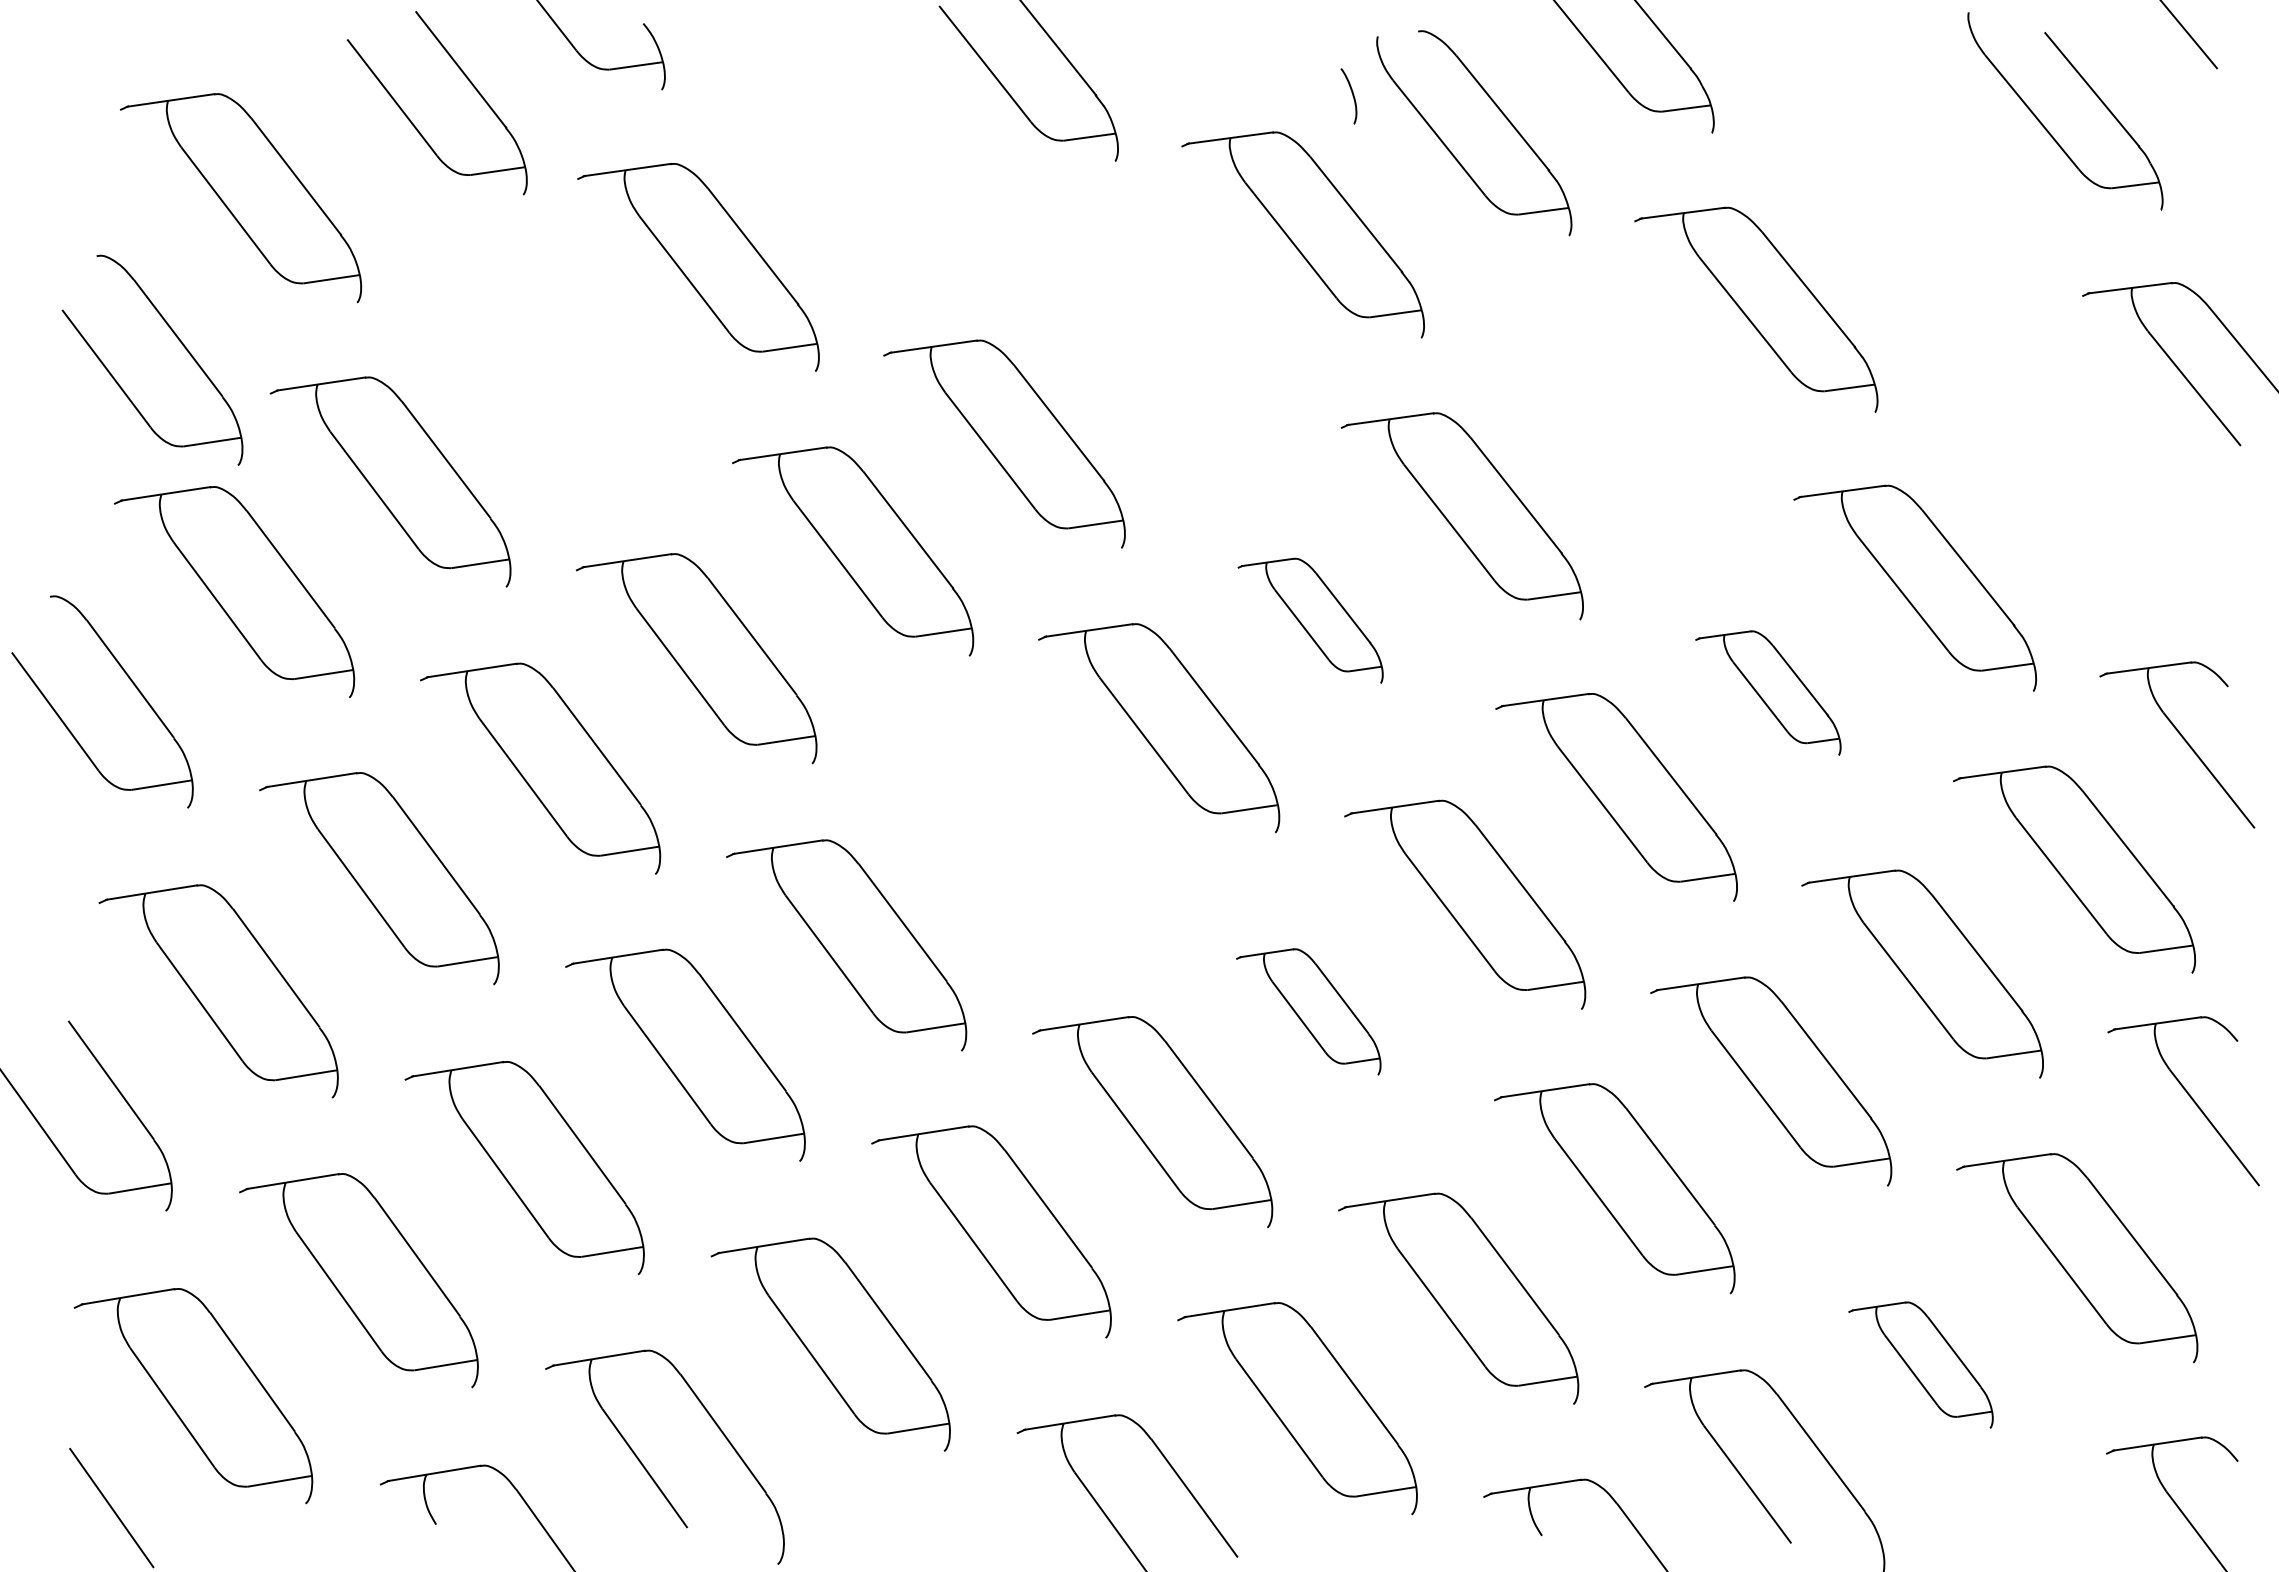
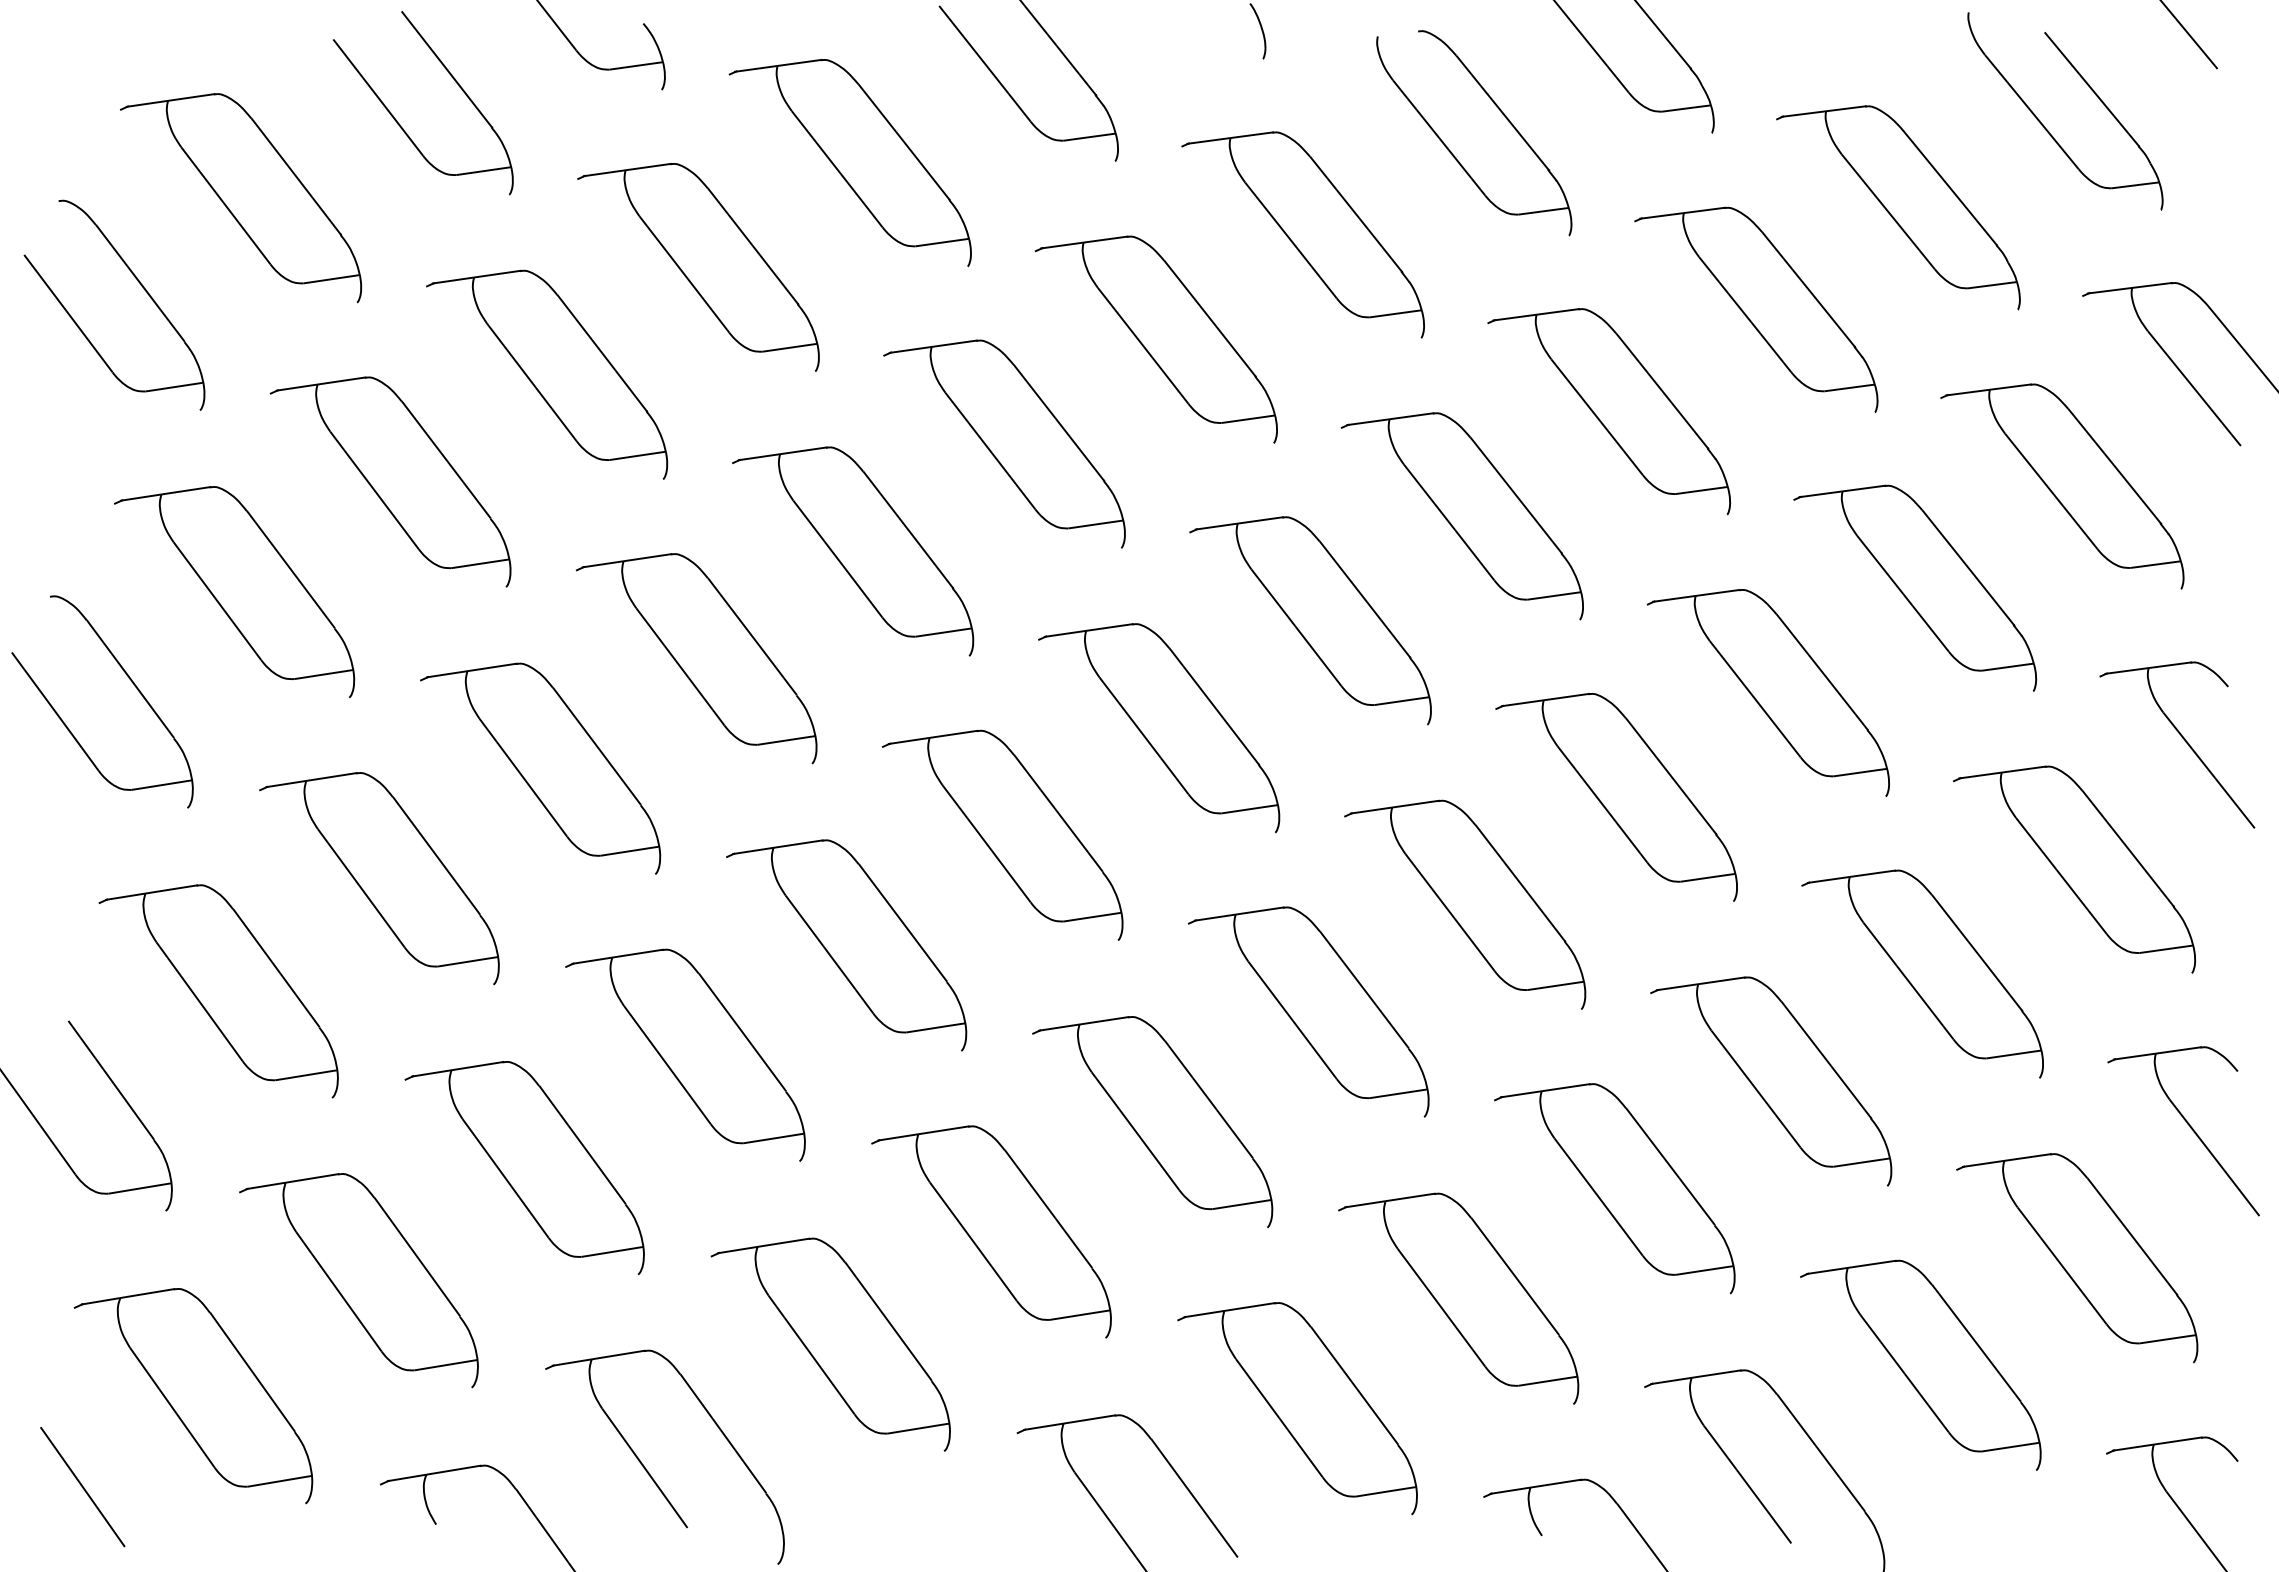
curve position: (1352, 96) -> (1261, 31) (1261, 31)
part position: (411, 120) -> (397, 120) (397, 120)
part: none -> present (849, 163)
part: none -> present (1898, 207)
part: none -> present (1155, 339)
part position: (178, 340) -> (140, 285) (140, 285)
part: none -> present (547, 374)
part: none -> present (1608, 411)
part: none -> present (2062, 486)
part size: 147x127 px -> 243x210 px (1310, 620)
part size: 147x126 px -> 244x209 px (1767, 693)
part: none -> present (1002, 834)
part size: 146x128 px -> 243x212 px (1308, 1011)
part position: (2190, 1098) -> (2190, 1128) (2190, 1128)
part size: 146x128 px -> 242x212 px (1920, 1364)
line position: (111, 1507) -> (82, 1486) (82, 1486)
